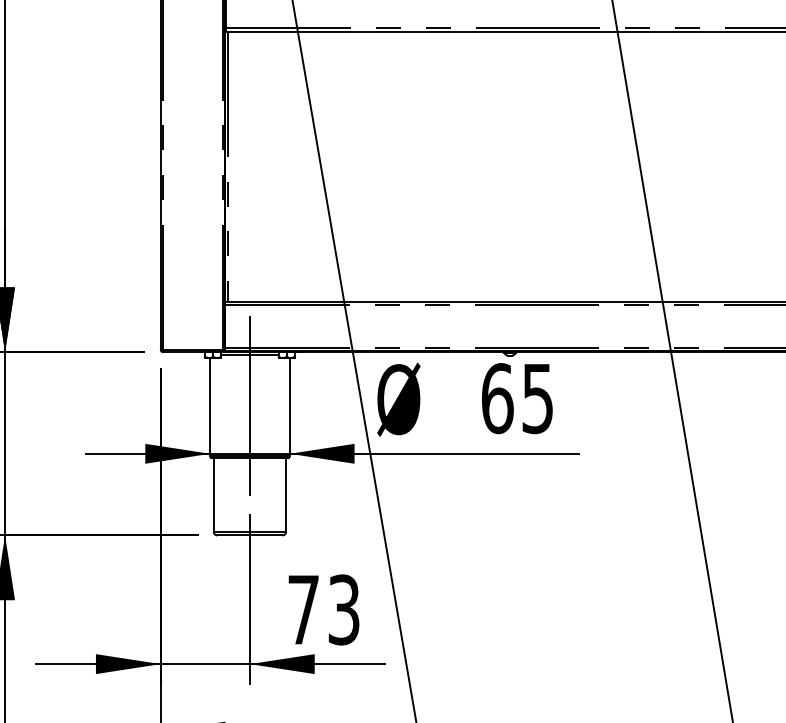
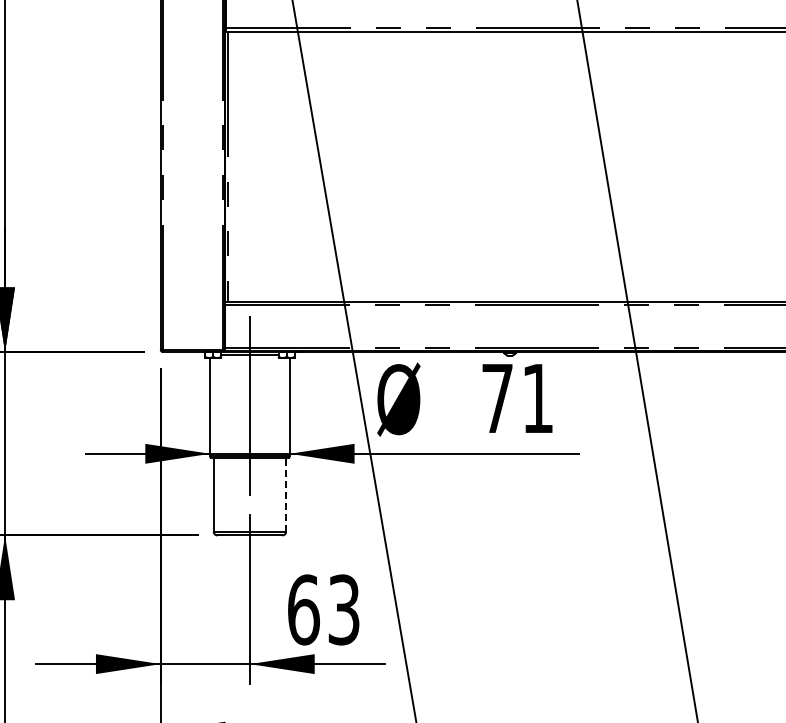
line position: (672, 360) -> (637, 360) (637, 360)
text: 65 -> 71 (517, 398)
line: solid -> dashed (286, 494)
text: 73 -> 63 (303, 609)
